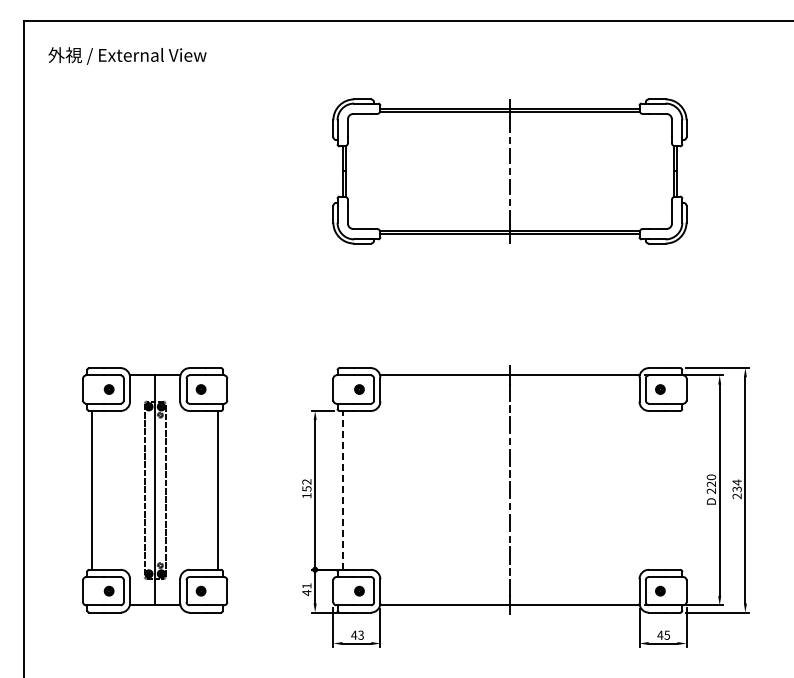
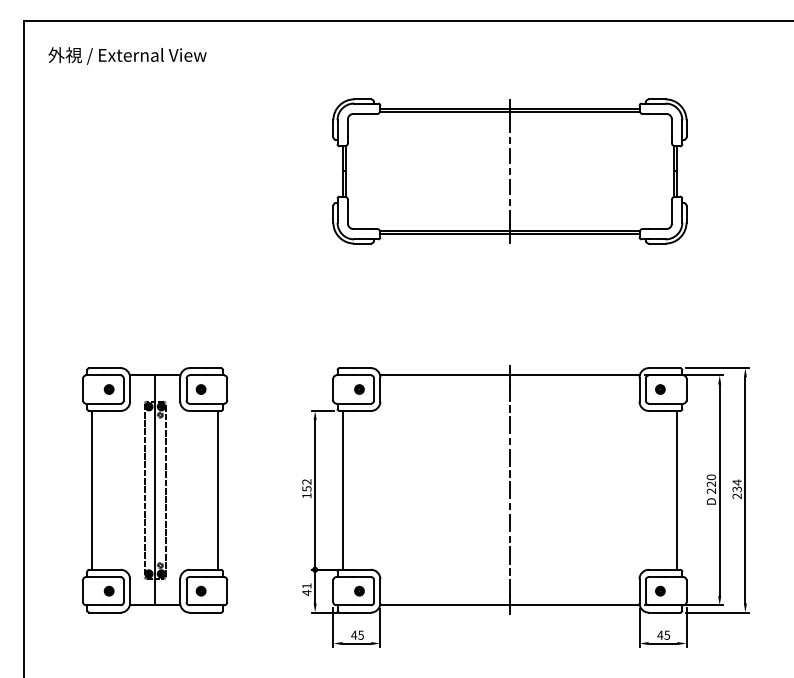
line: dashed -> solid (342, 489)
line: none -> present (677, 489)
text: 43 -> 45 (360, 634)
